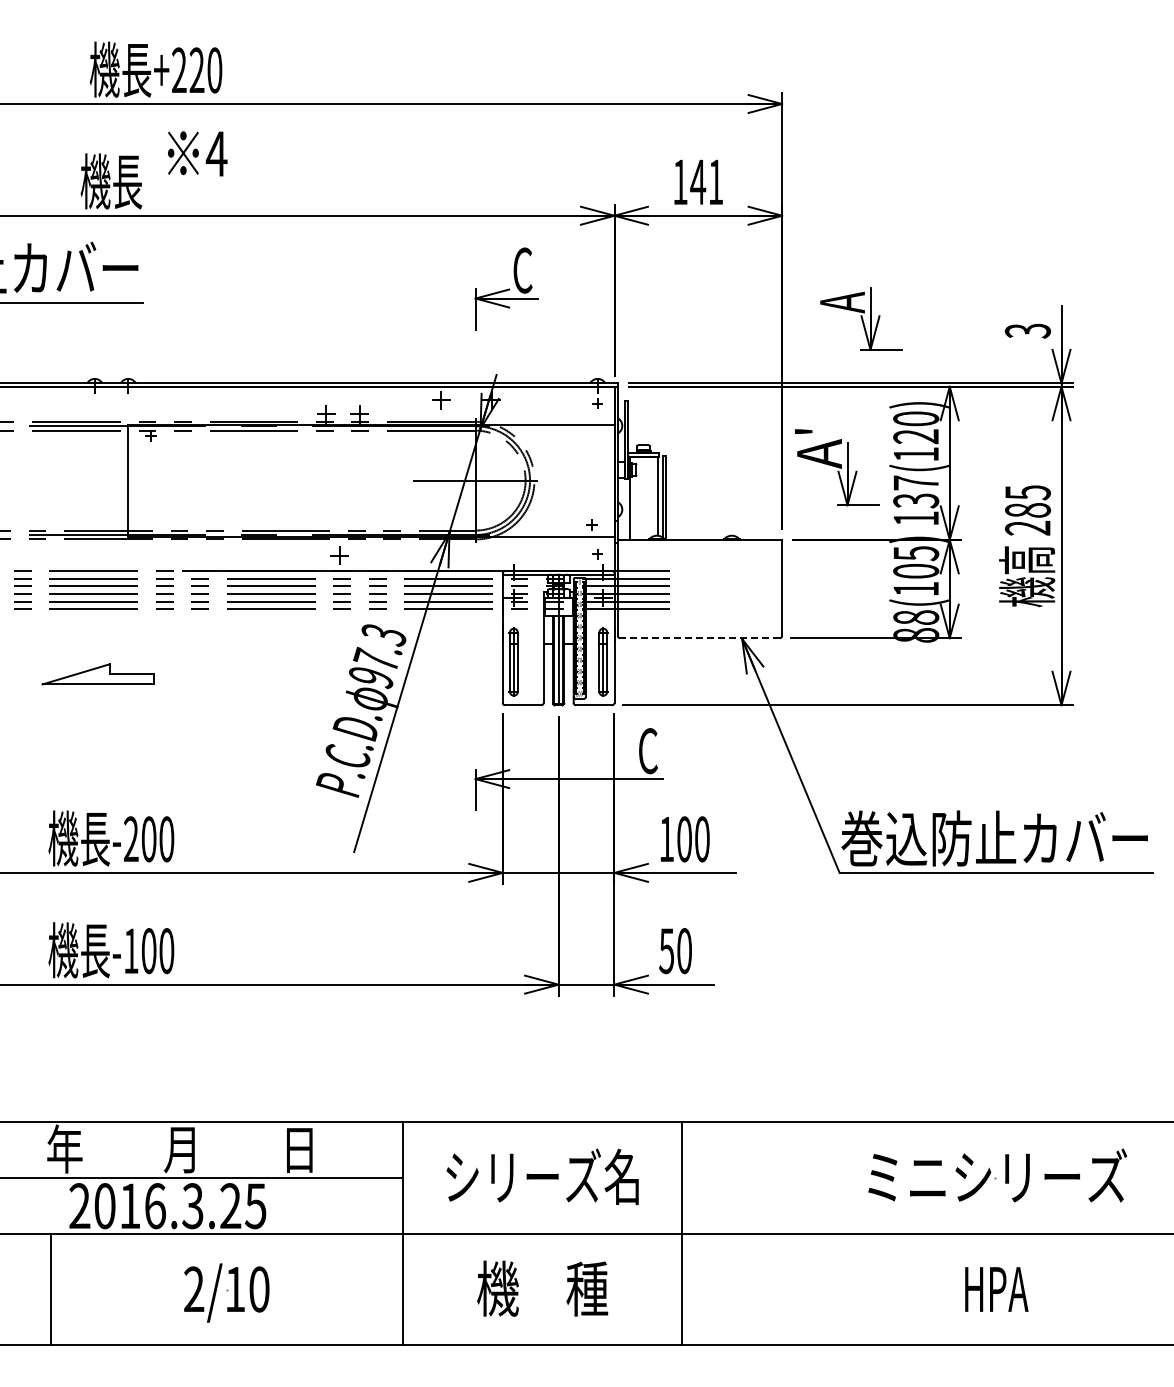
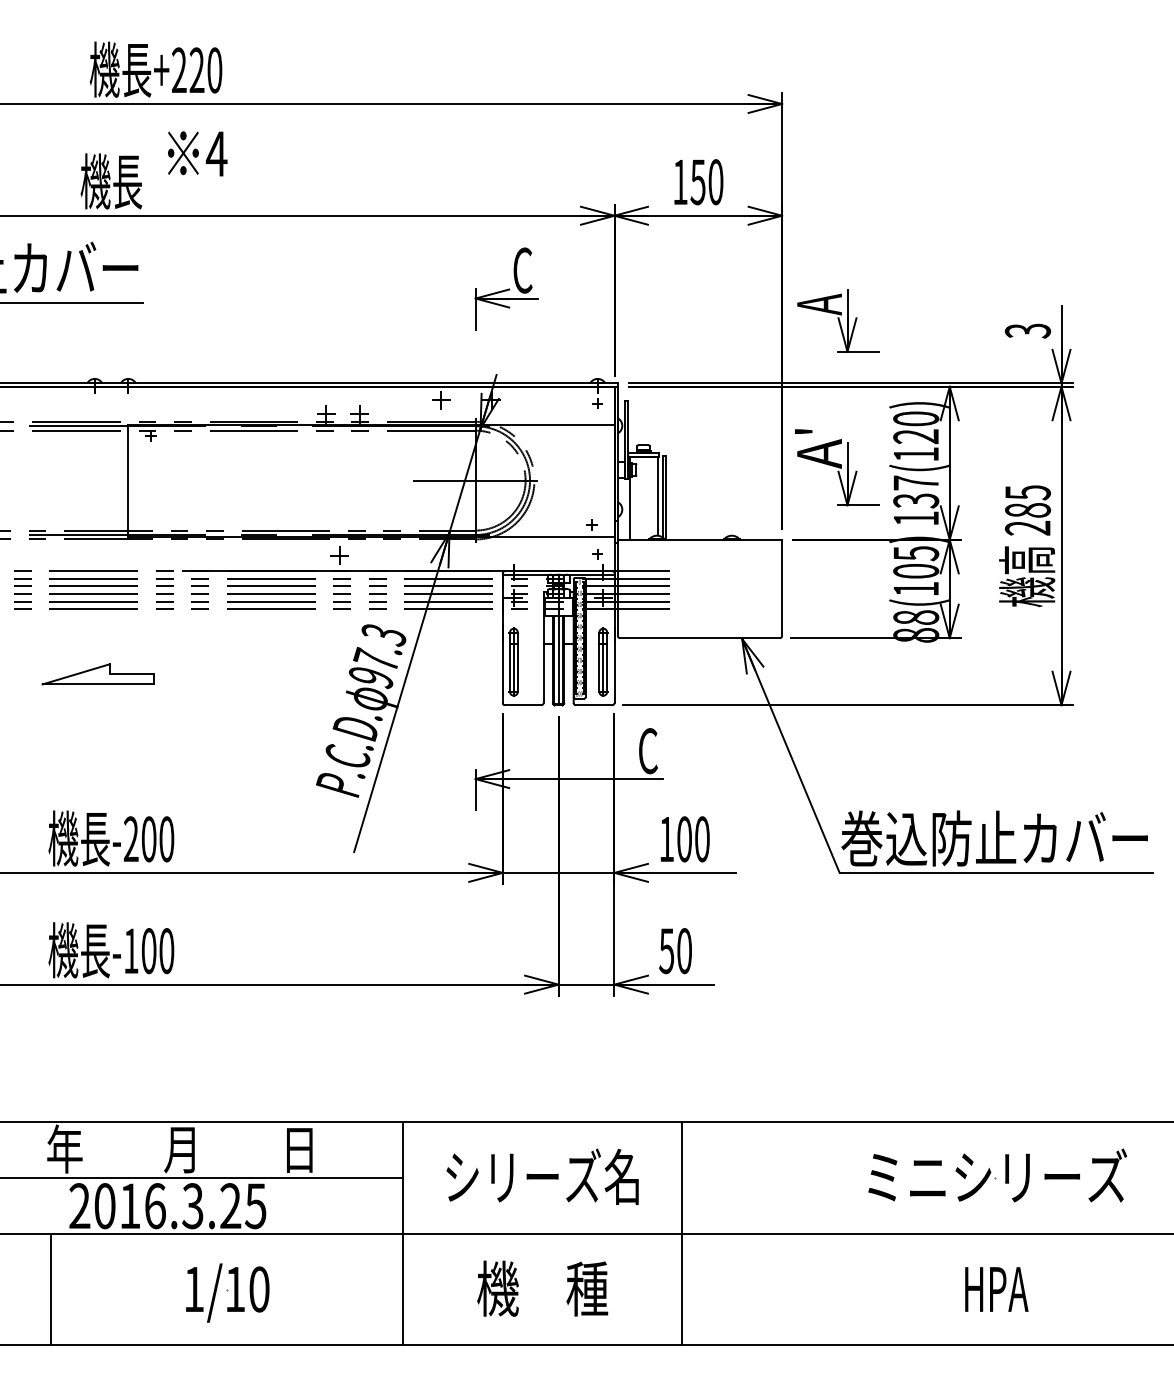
text: 141 -> 150 (706, 182)
part position: (861, 318) -> (838, 320) (838, 320)
line: dashed -> solid (699, 638)
text: 2/10 -> 1/10 (194, 1288)
